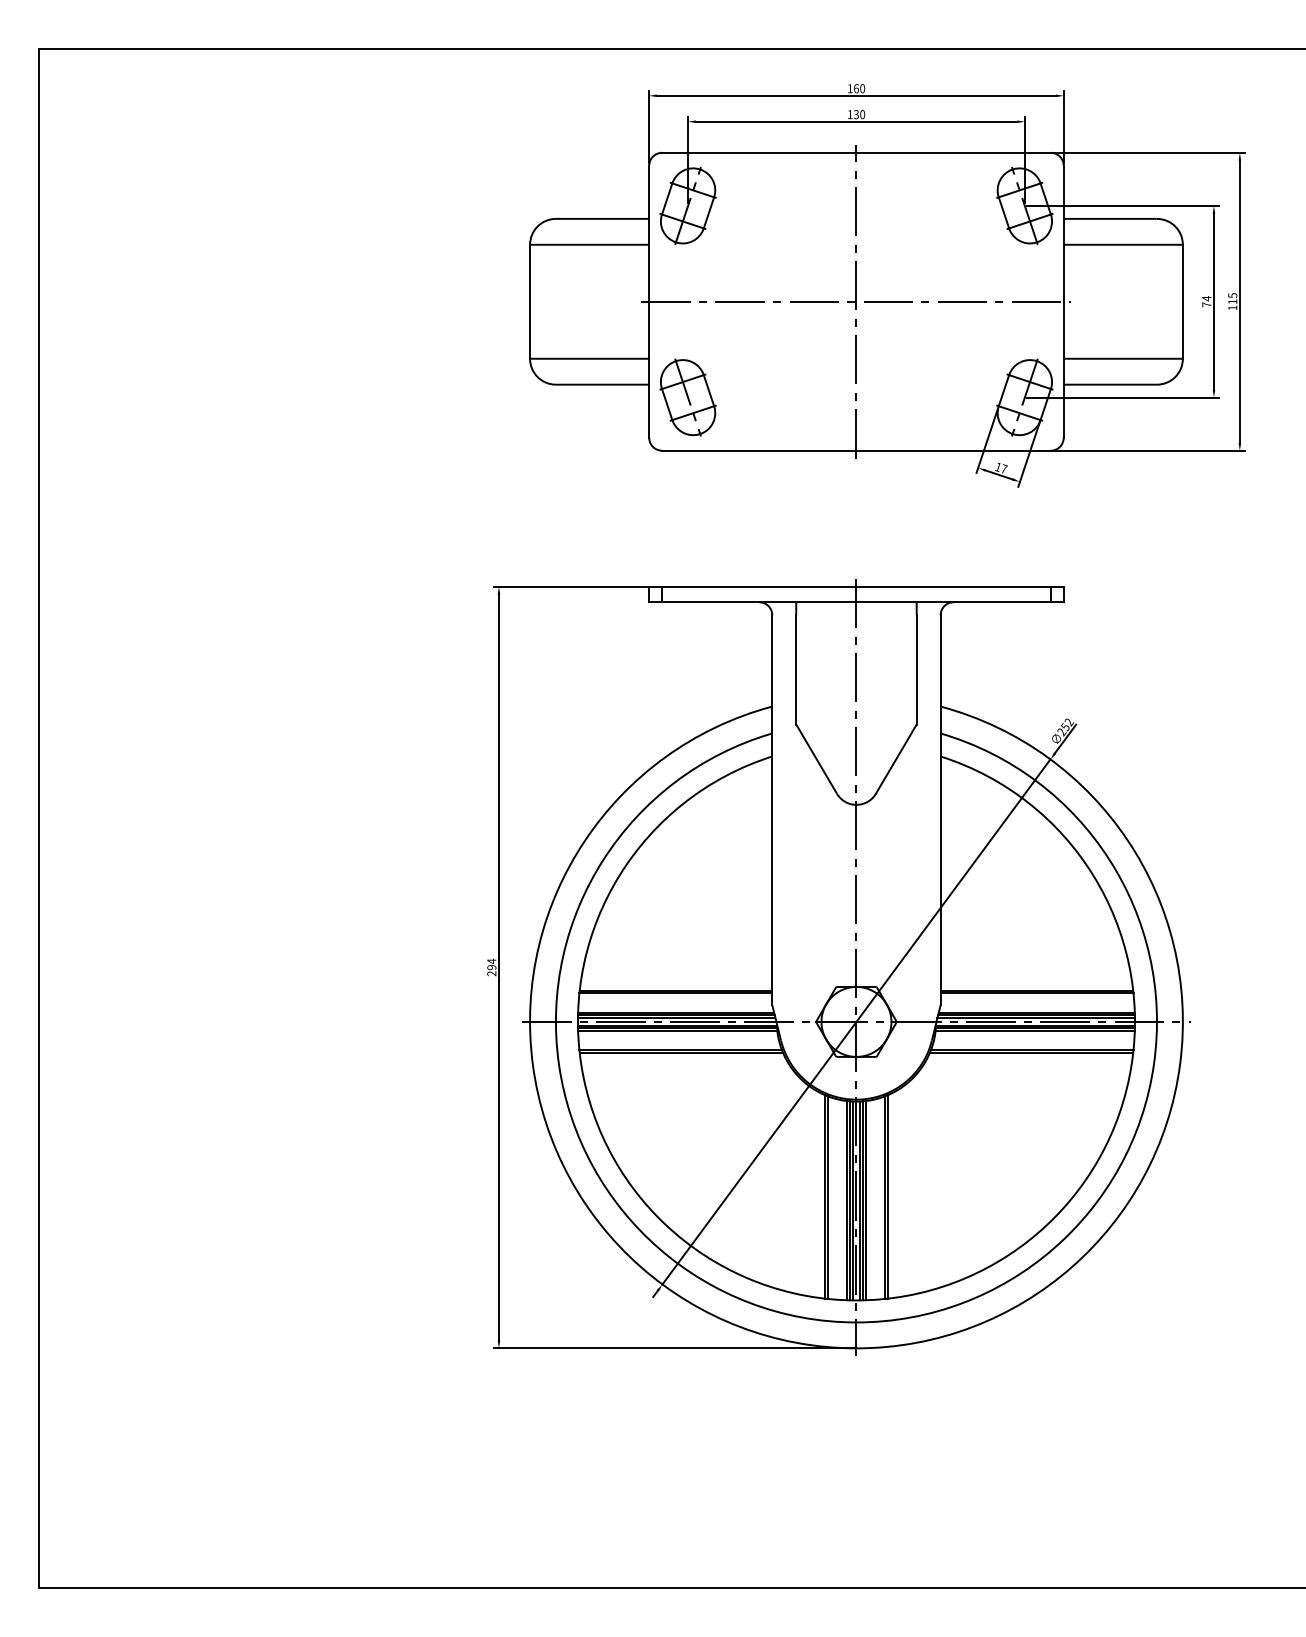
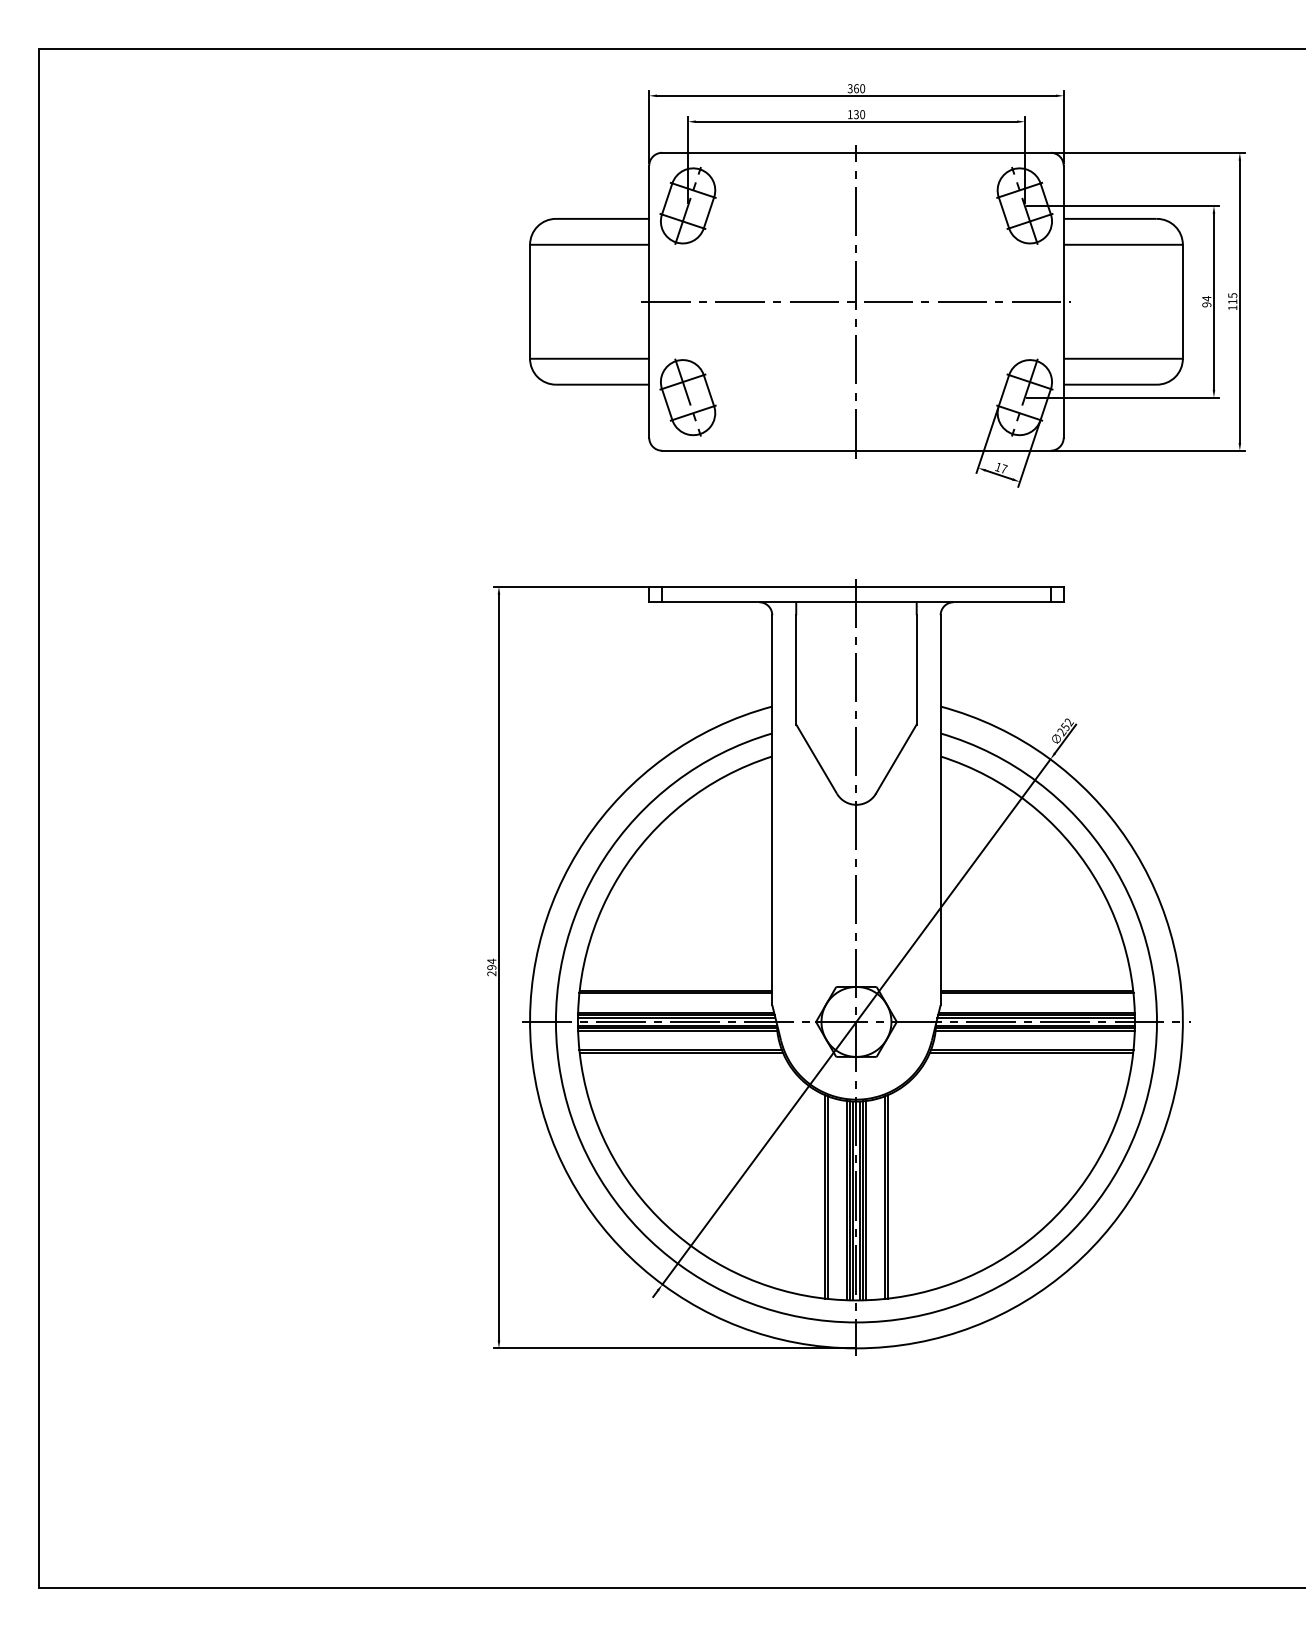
text: 160 -> 360 (849, 88)
text: 74 -> 94 (1206, 304)
